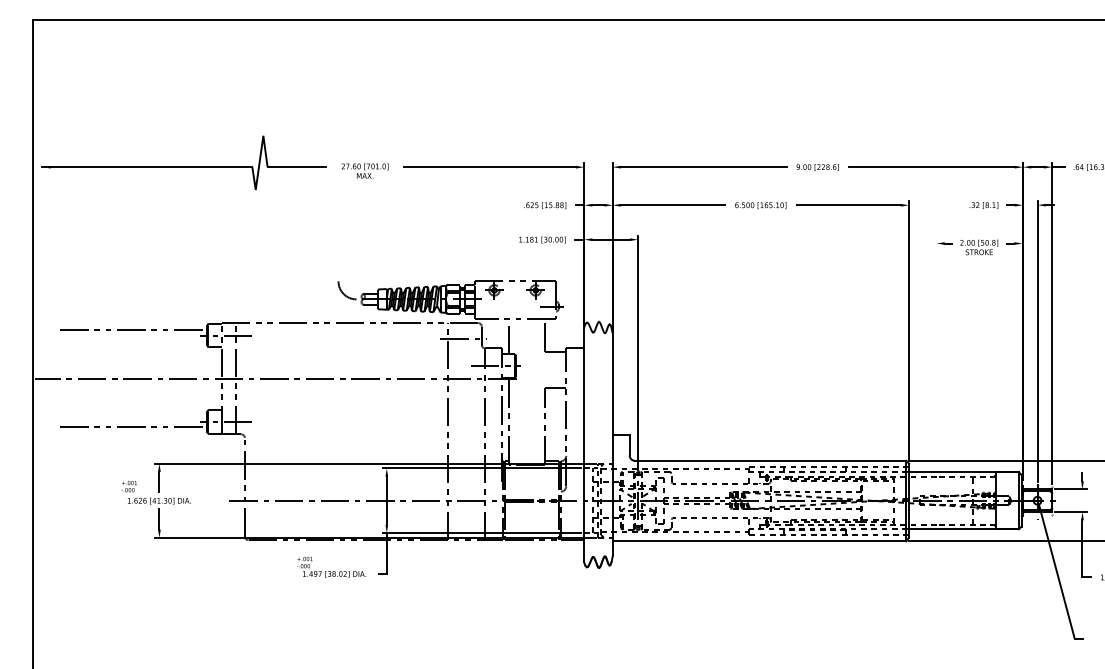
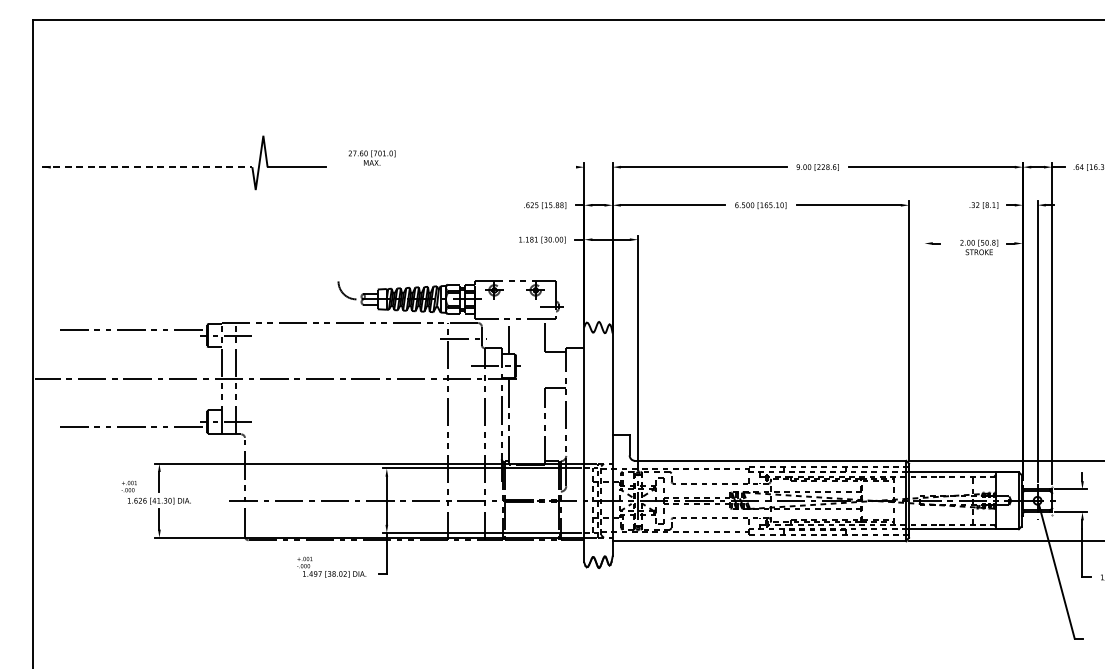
line: solid -> dashed (147, 167)
line: present -> none (490, 167)
text position: (364, 170) -> (371, 157) (371, 157)
line position: (944, 243) -> (932, 243) (932, 243)
